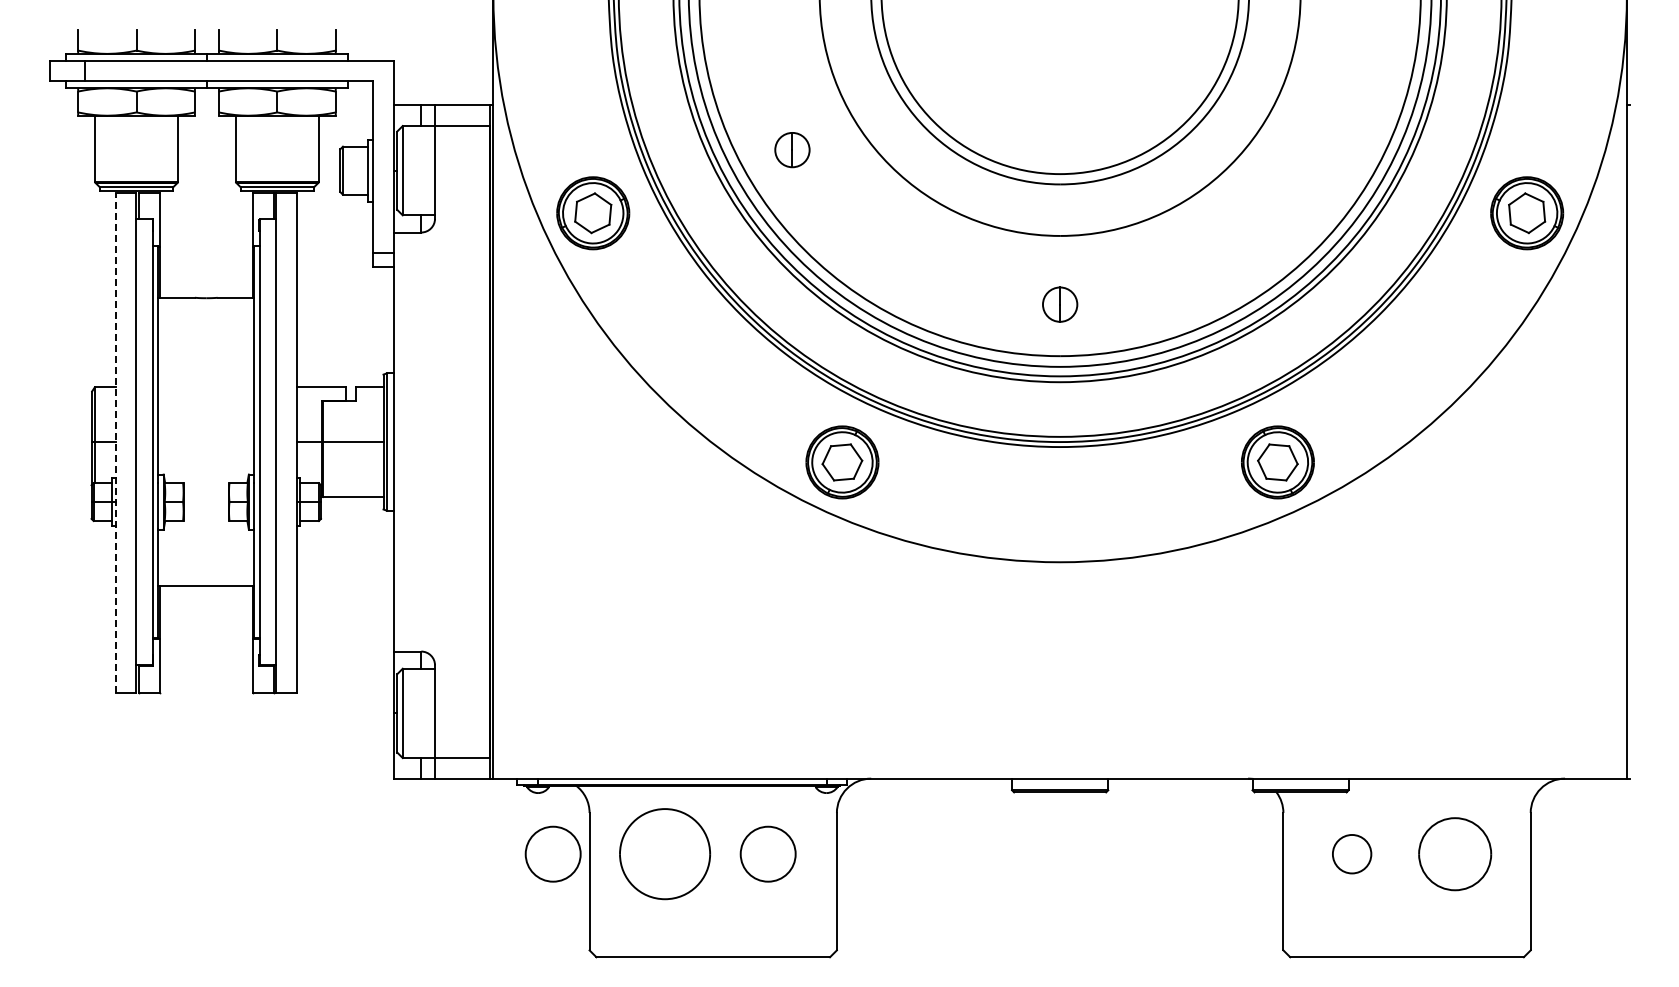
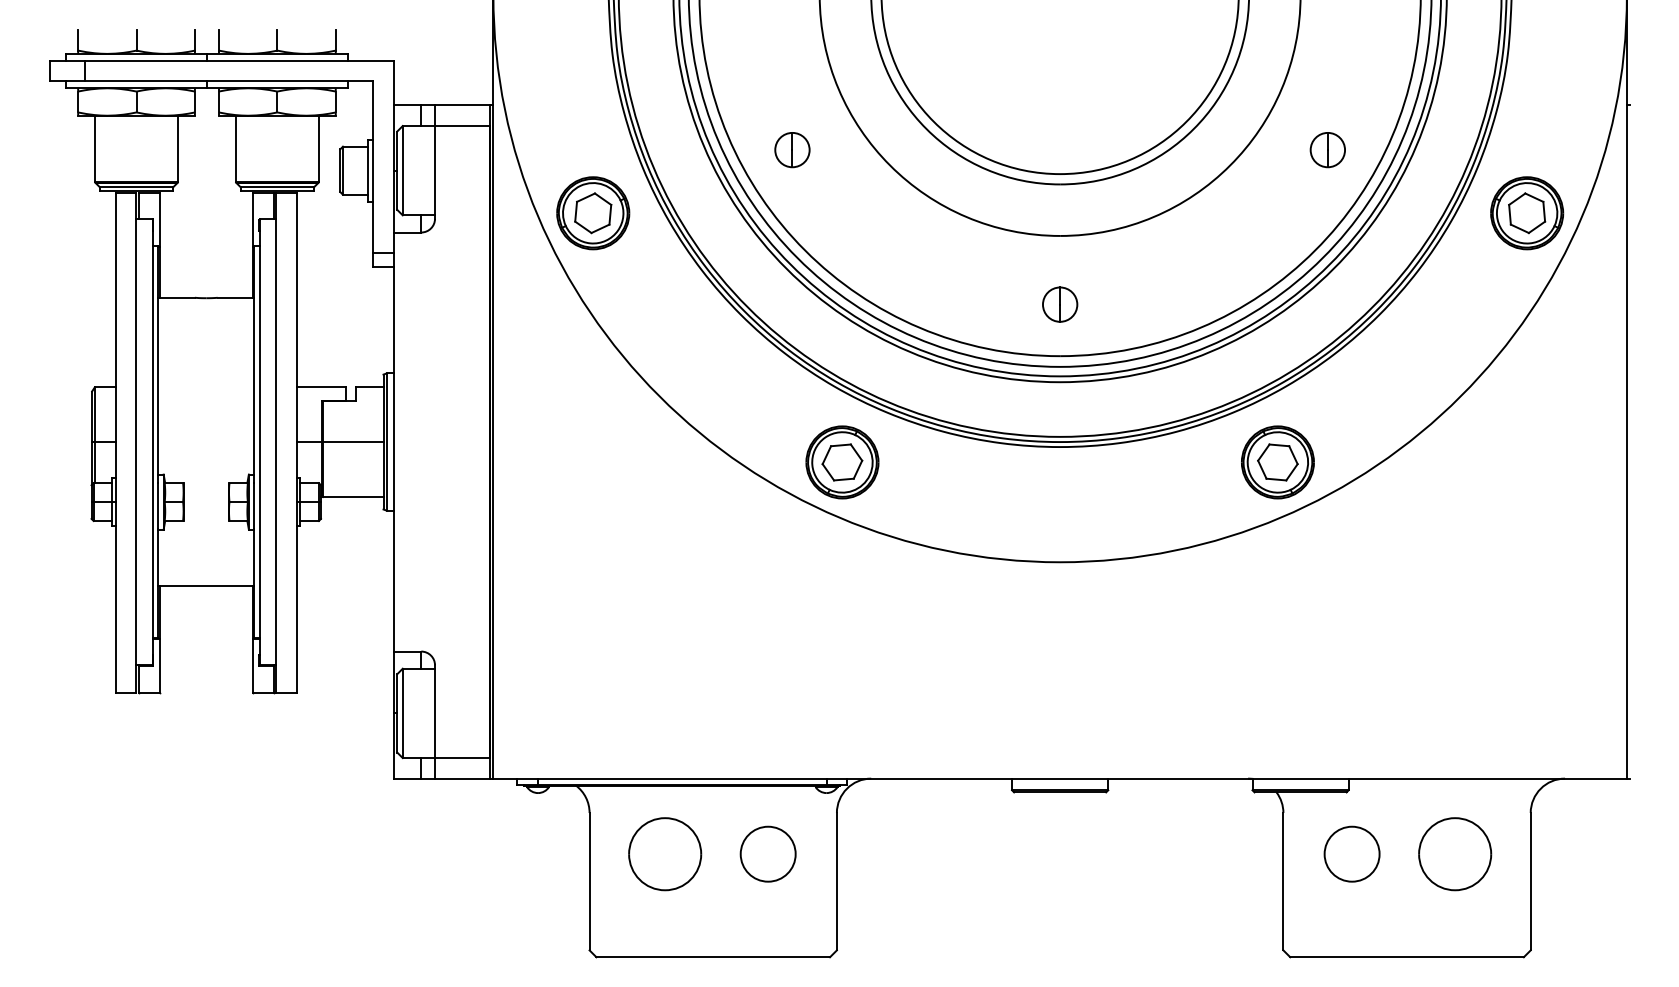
part: none -> present (1327, 150)
line: dashed -> solid (115, 442)
circle: present -> none (552, 853)
circle diameter: 38 px -> 55 px (1351, 853)
part size: 93x93 px -> 75x75 px (665, 854)
